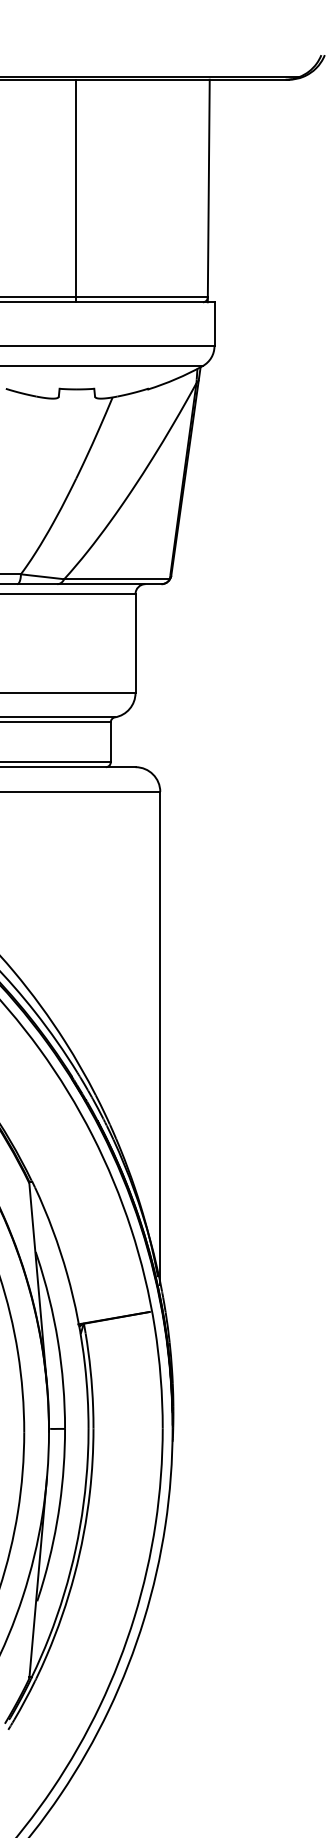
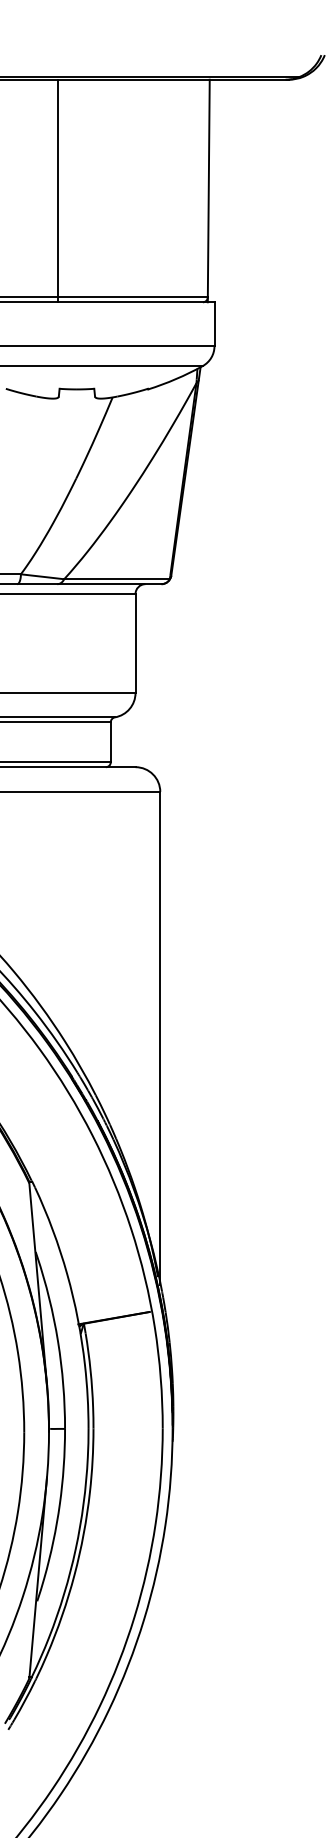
line position: (76, 190) -> (58, 190) (58, 190)
